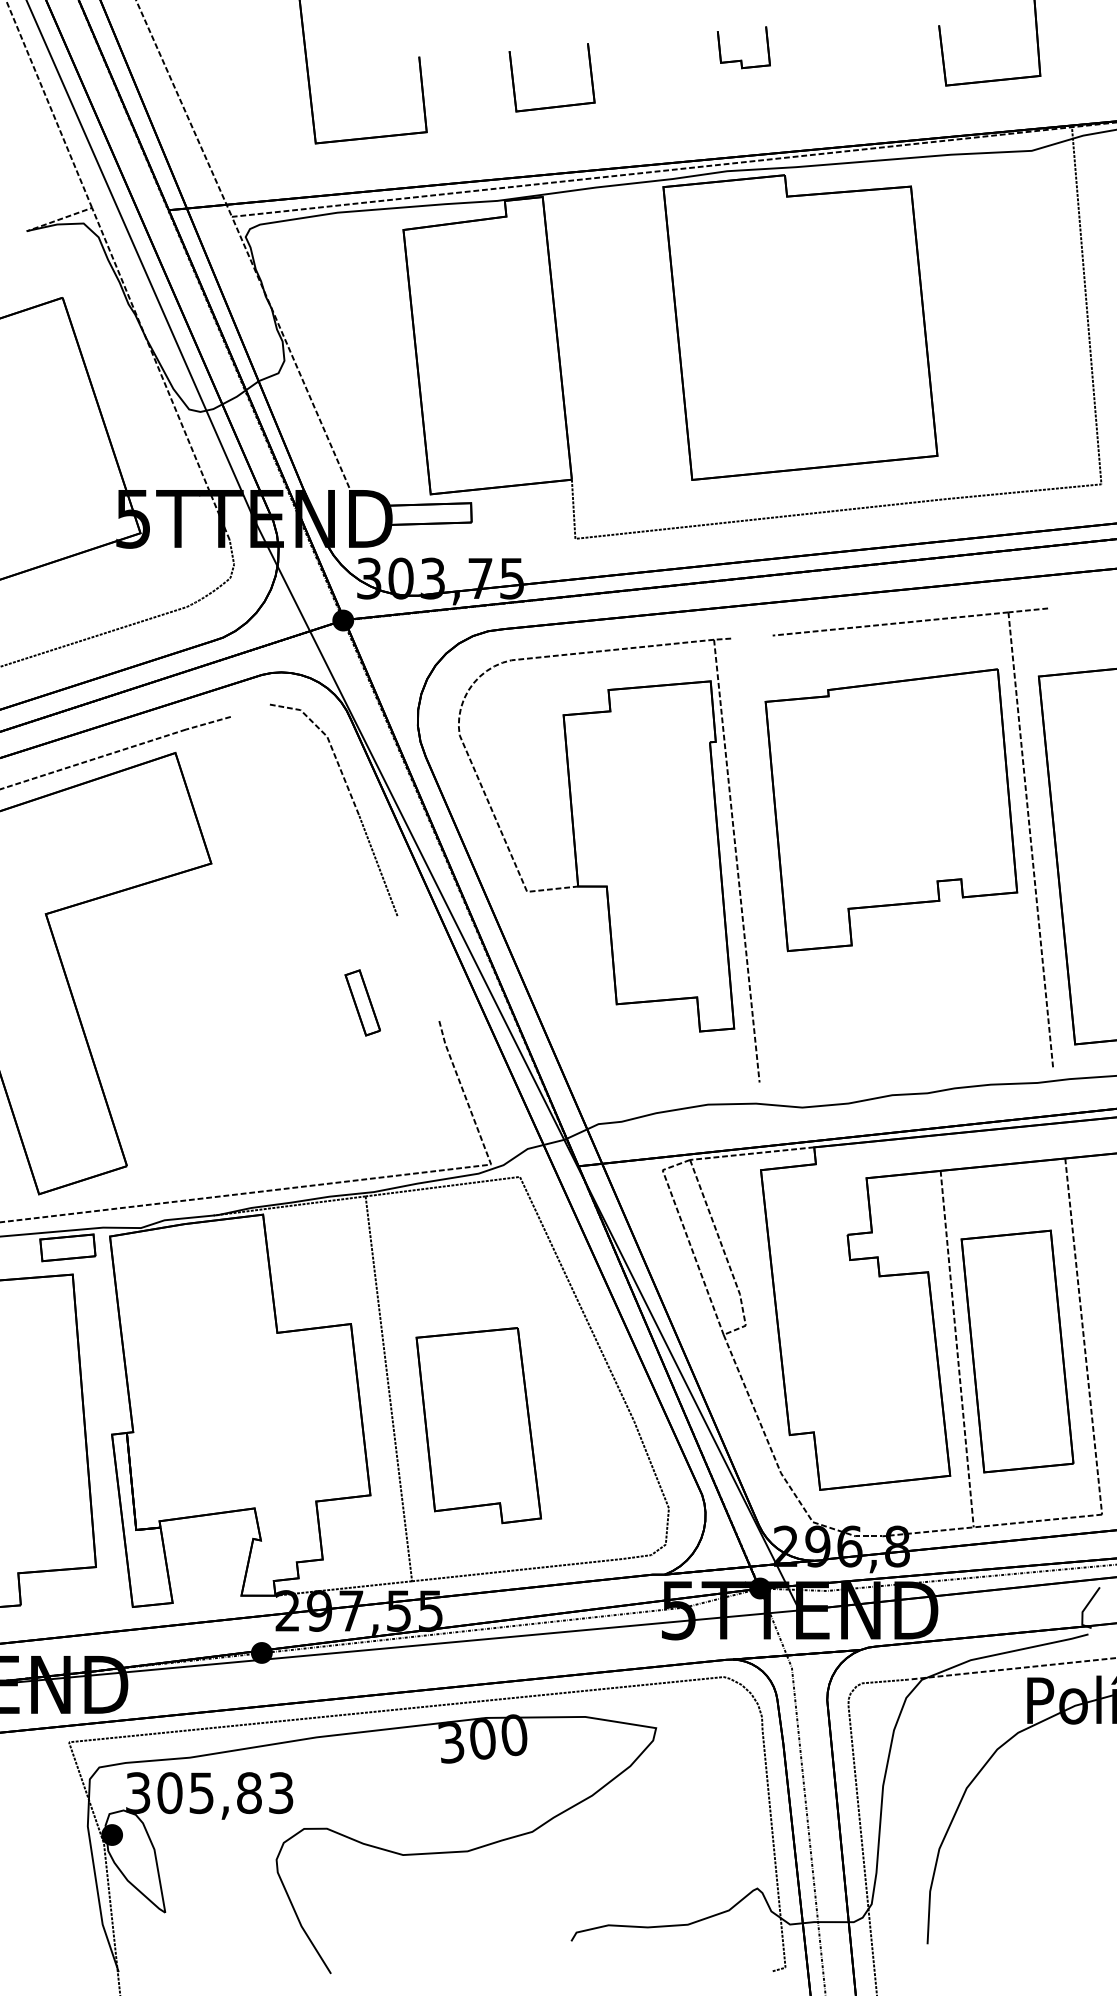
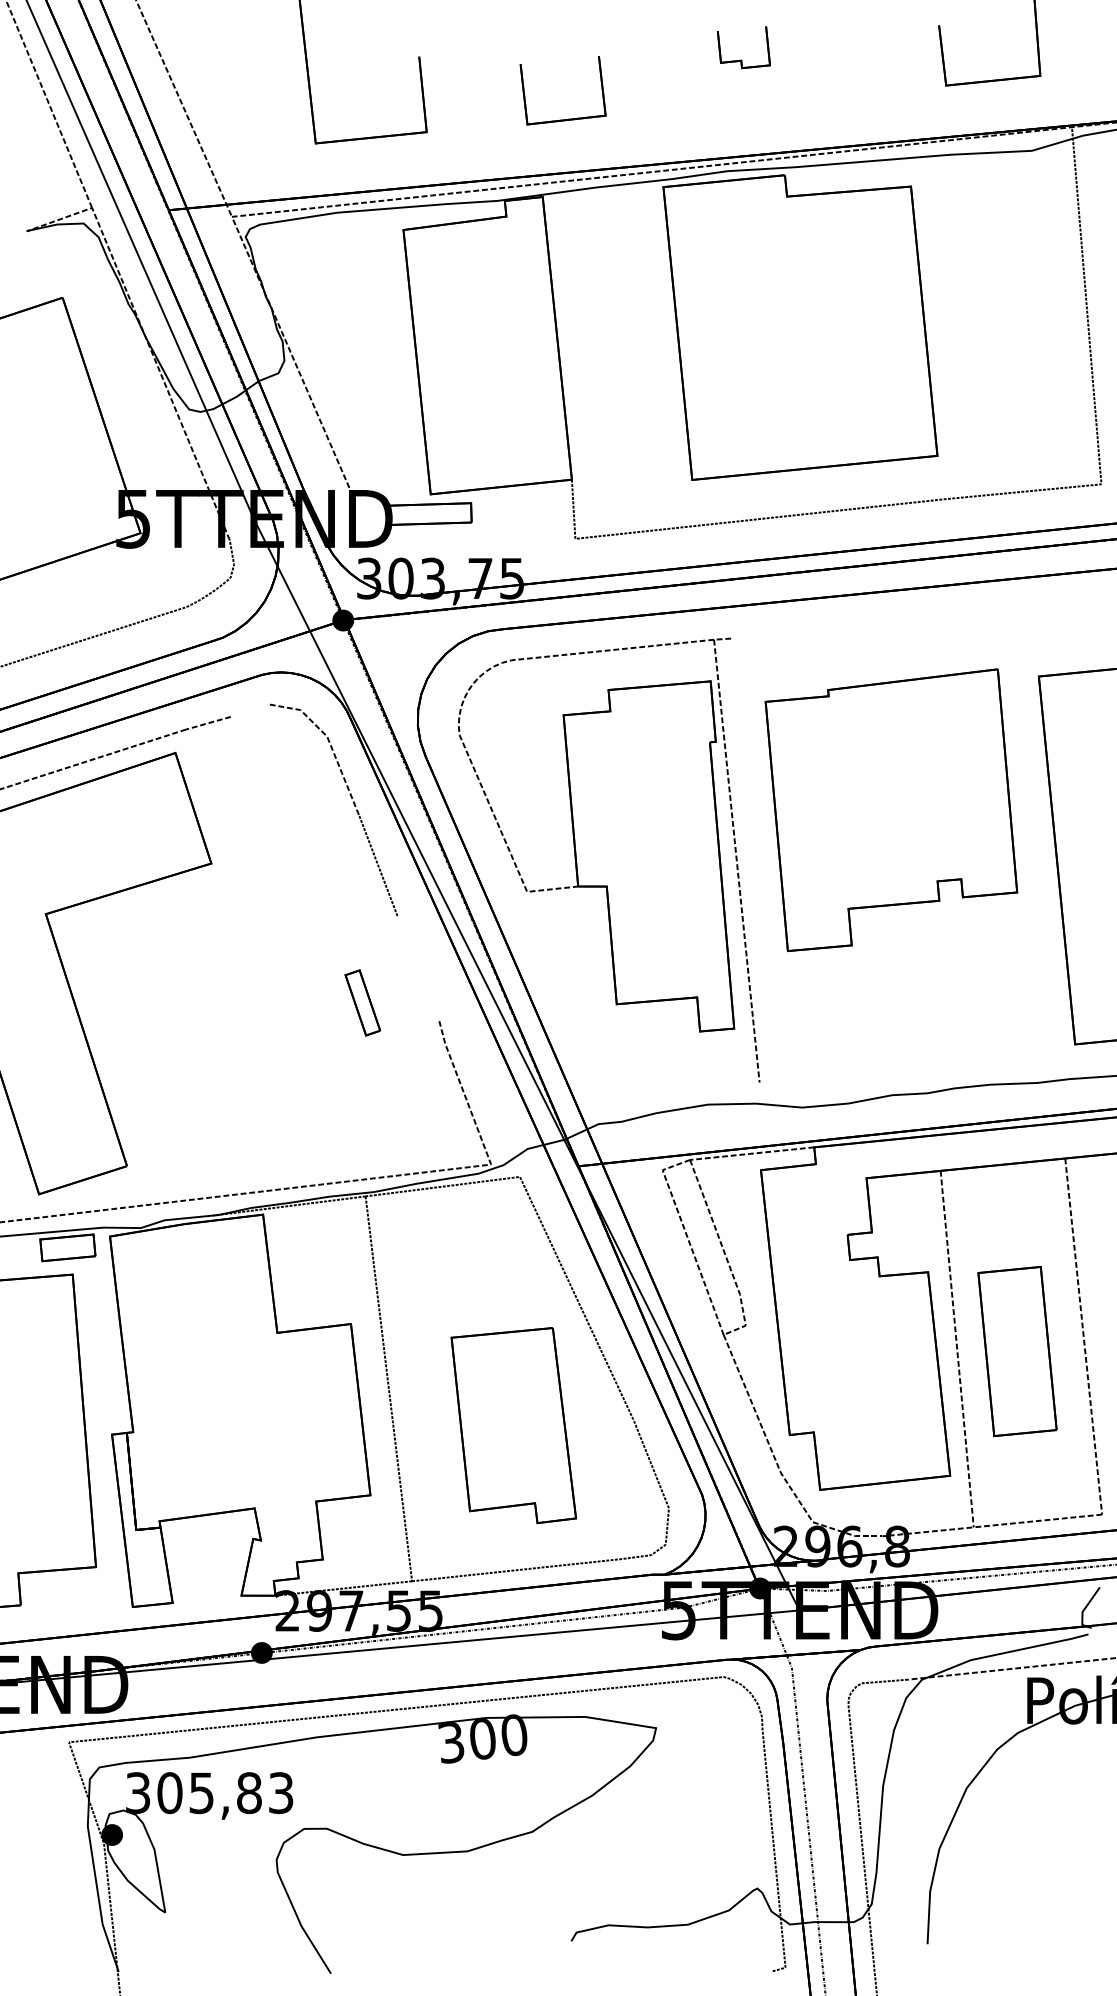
part position: (557, 105) -> (568, 118) (568, 118)
part: present -> none (1028, 829)
part size: 115x245 px -> 81x172 px (1017, 1351)
part position: (478, 1425) -> (513, 1425) (513, 1425)
